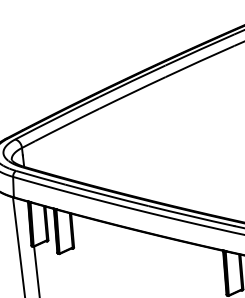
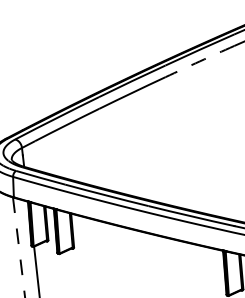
arc: solid -> dashed (199, 61)
line: solid -> dashed (19, 247)
